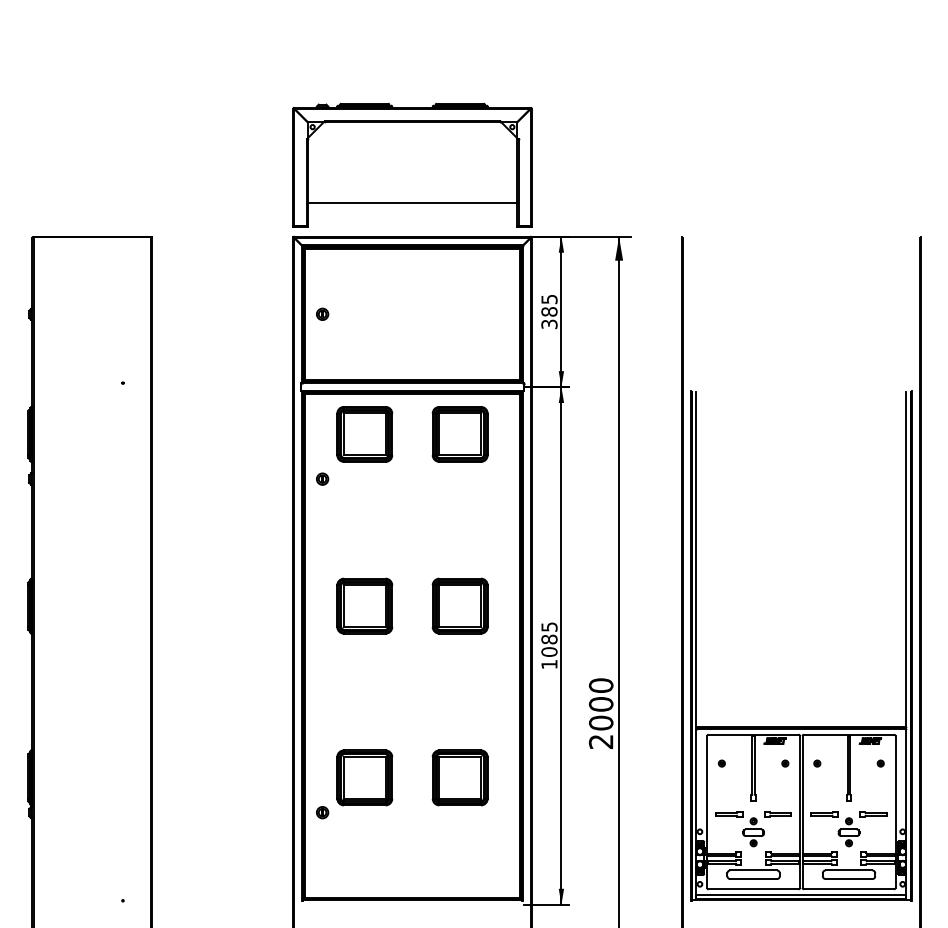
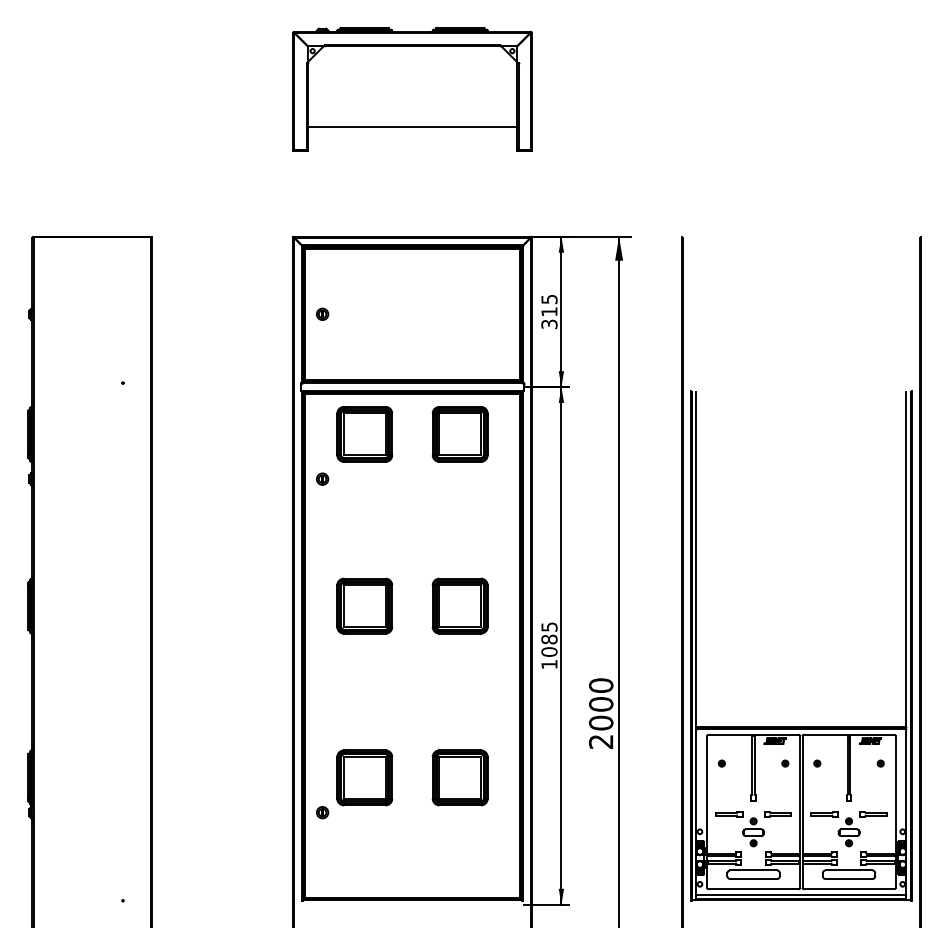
part position: (412, 164) -> (412, 88) (412, 88)
text: 385 -> 315 (549, 311)
